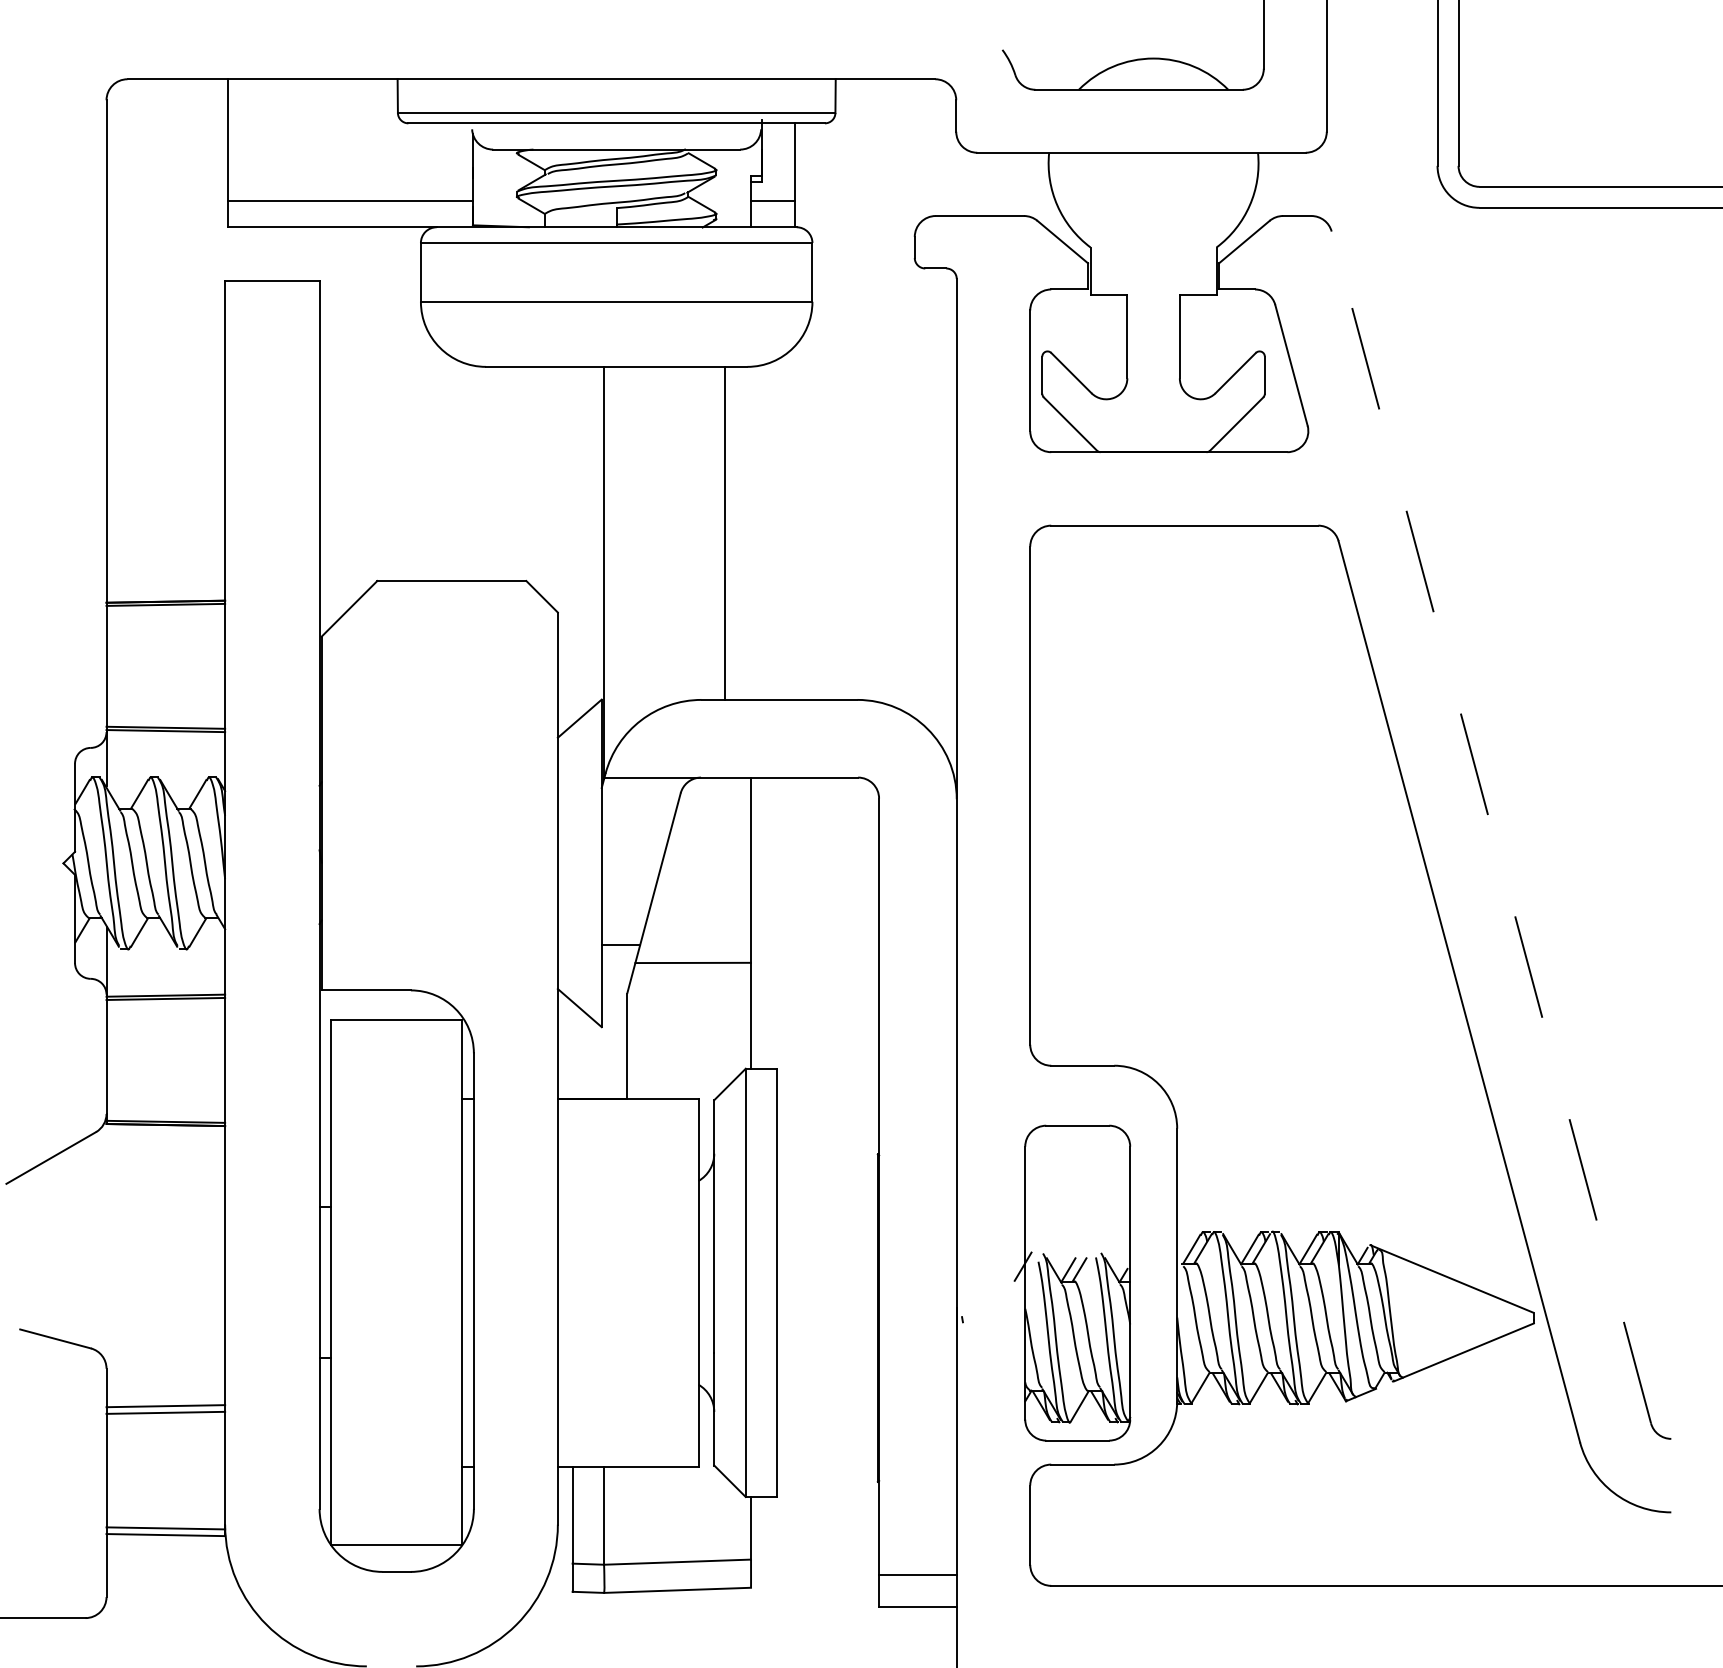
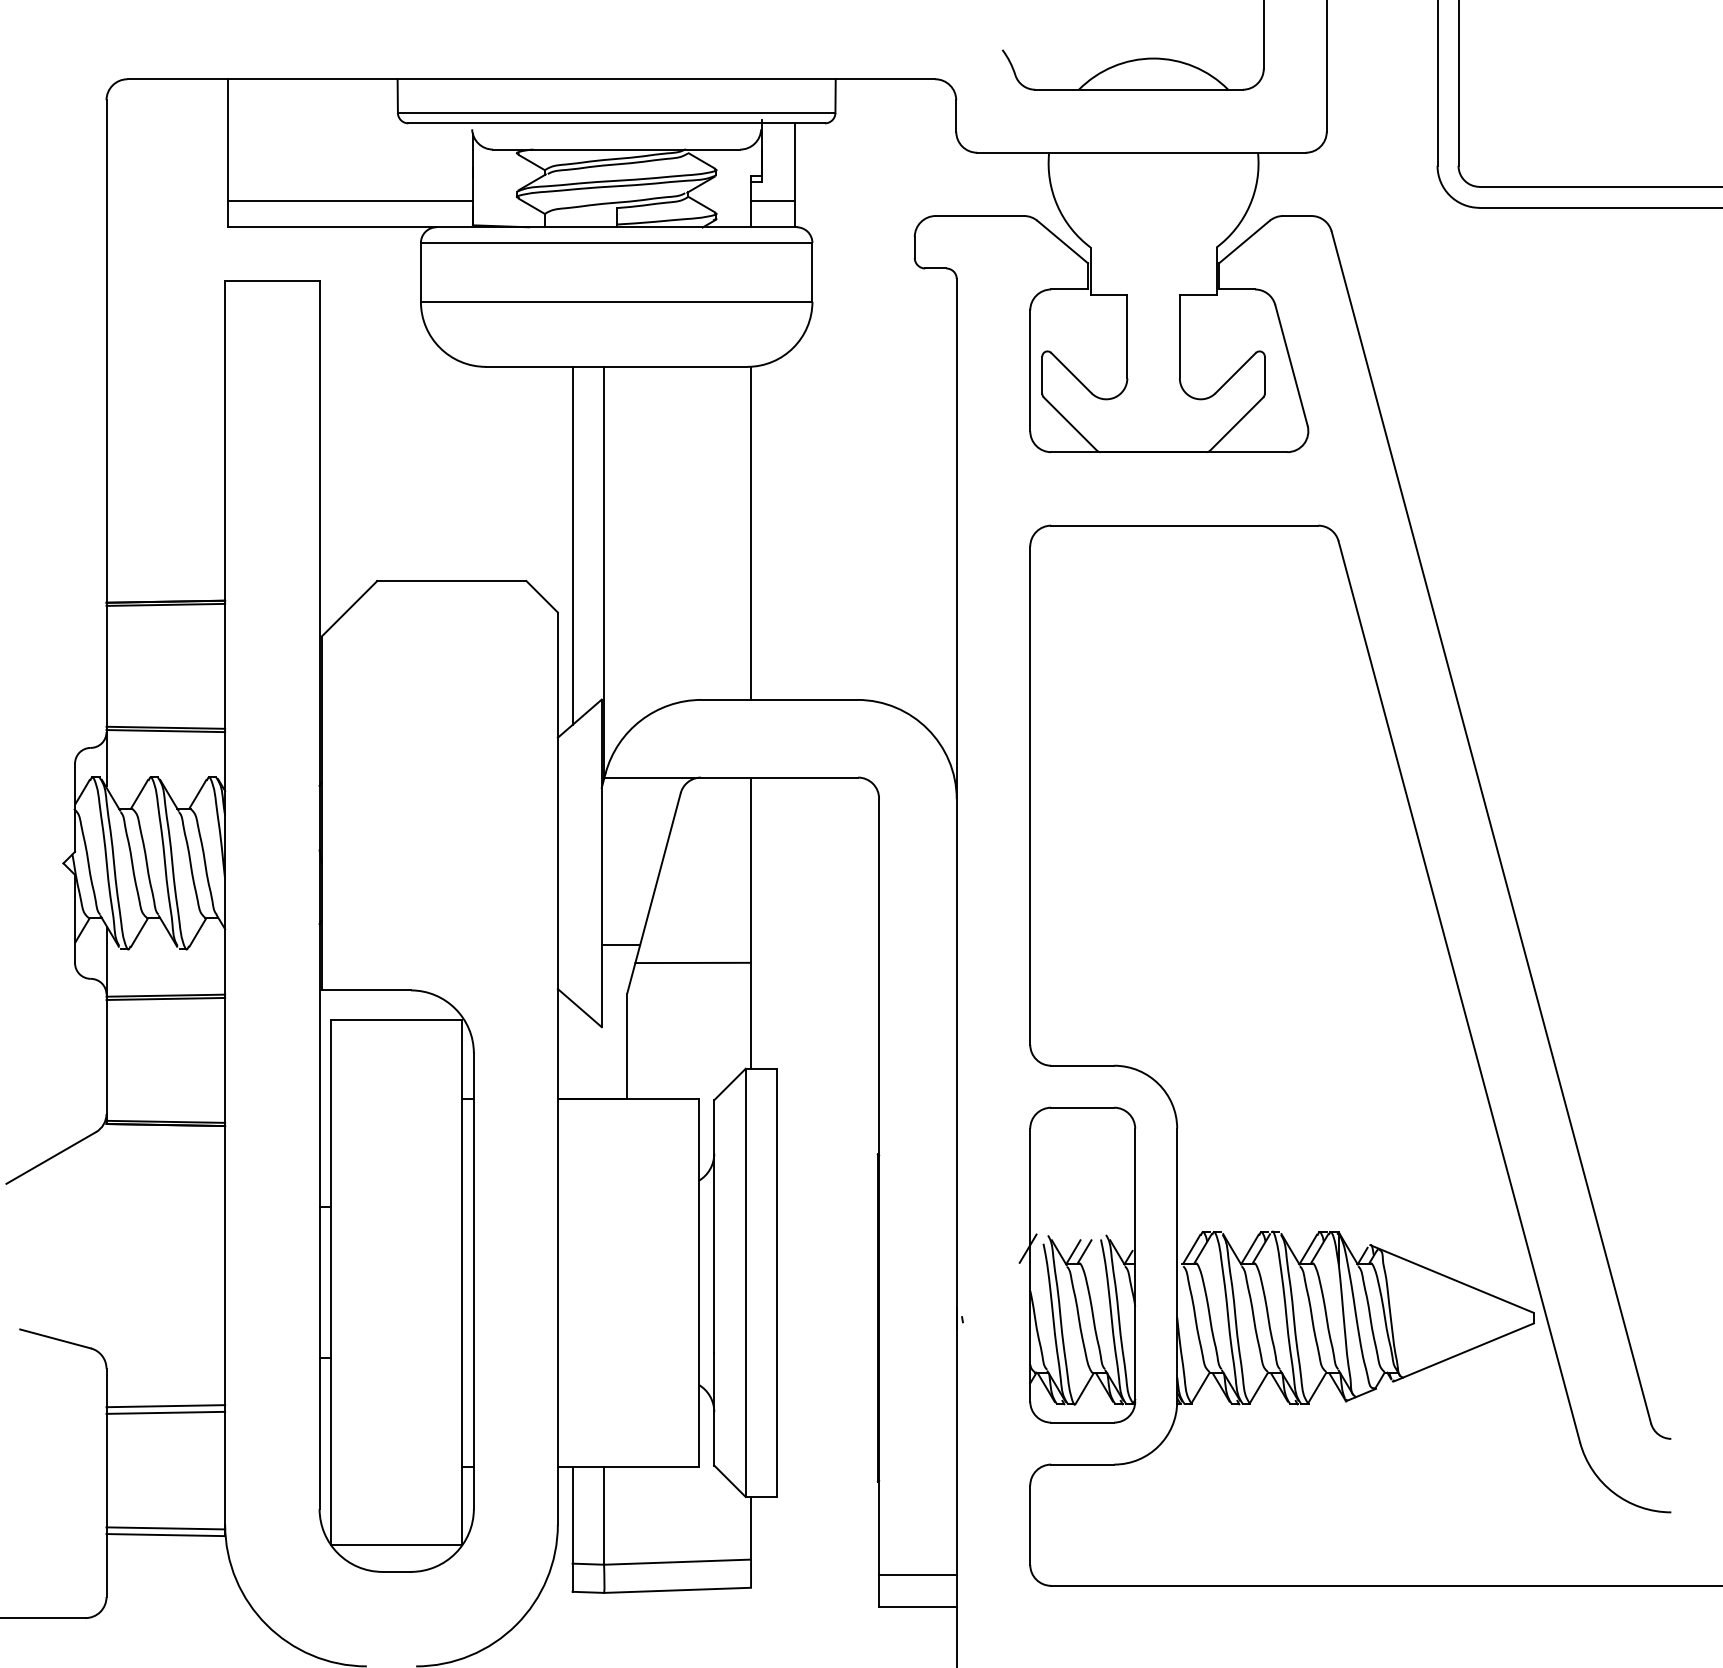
line position: (725, 532) -> (751, 532) (751, 532)
line: none -> present (572, 545)
line: dashed -> solid (1491, 827)
part position: (1072, 1282) -> (1077, 1264) (1077, 1264)
